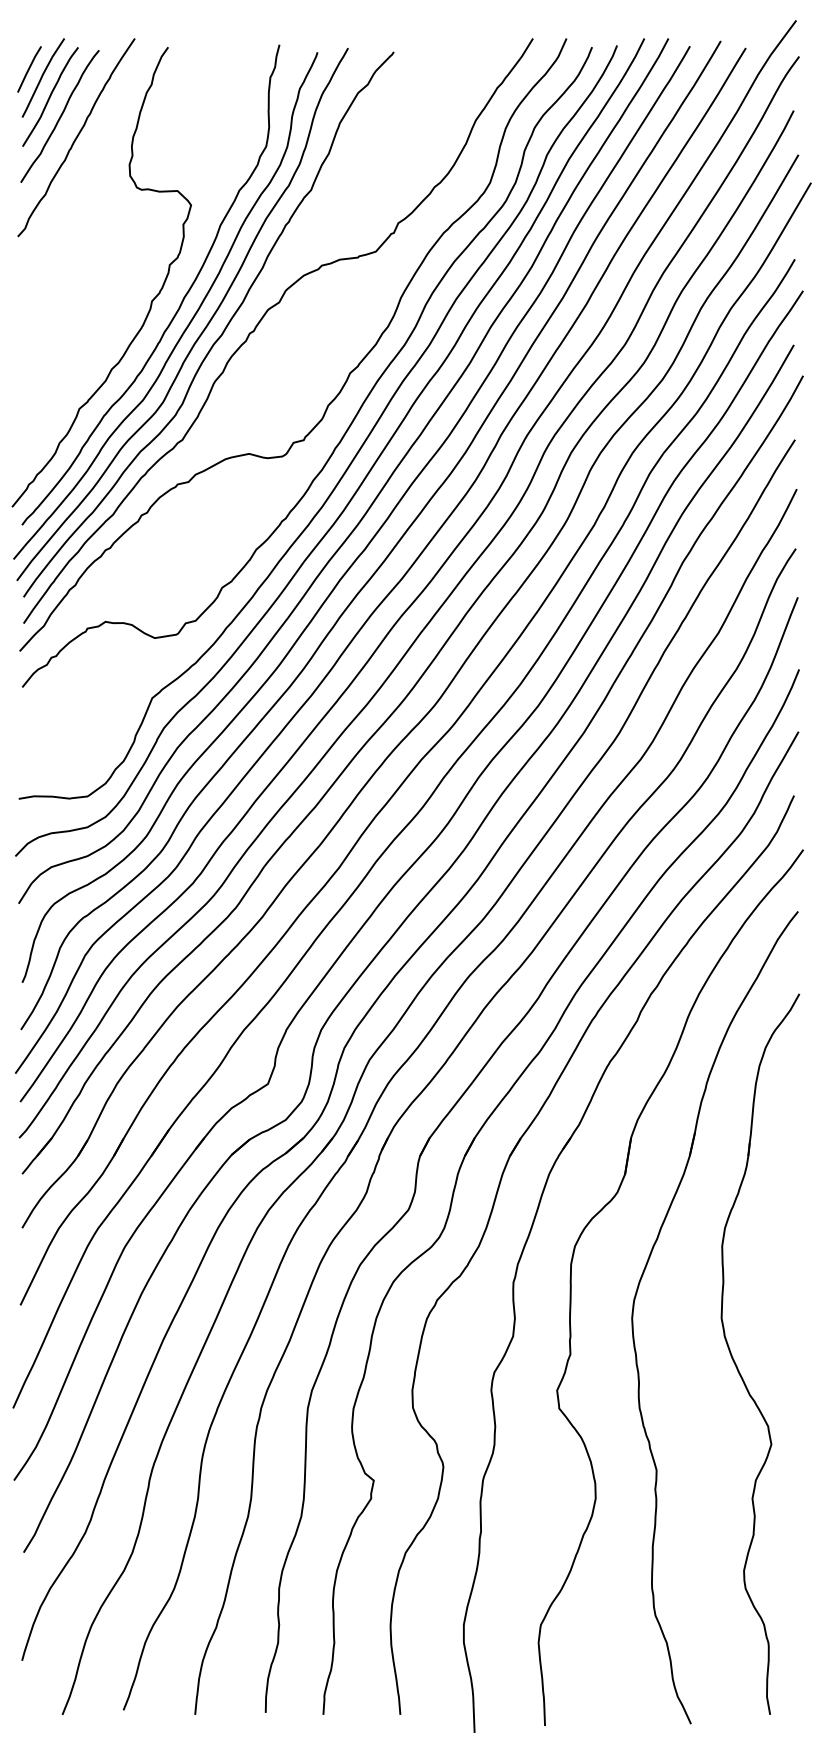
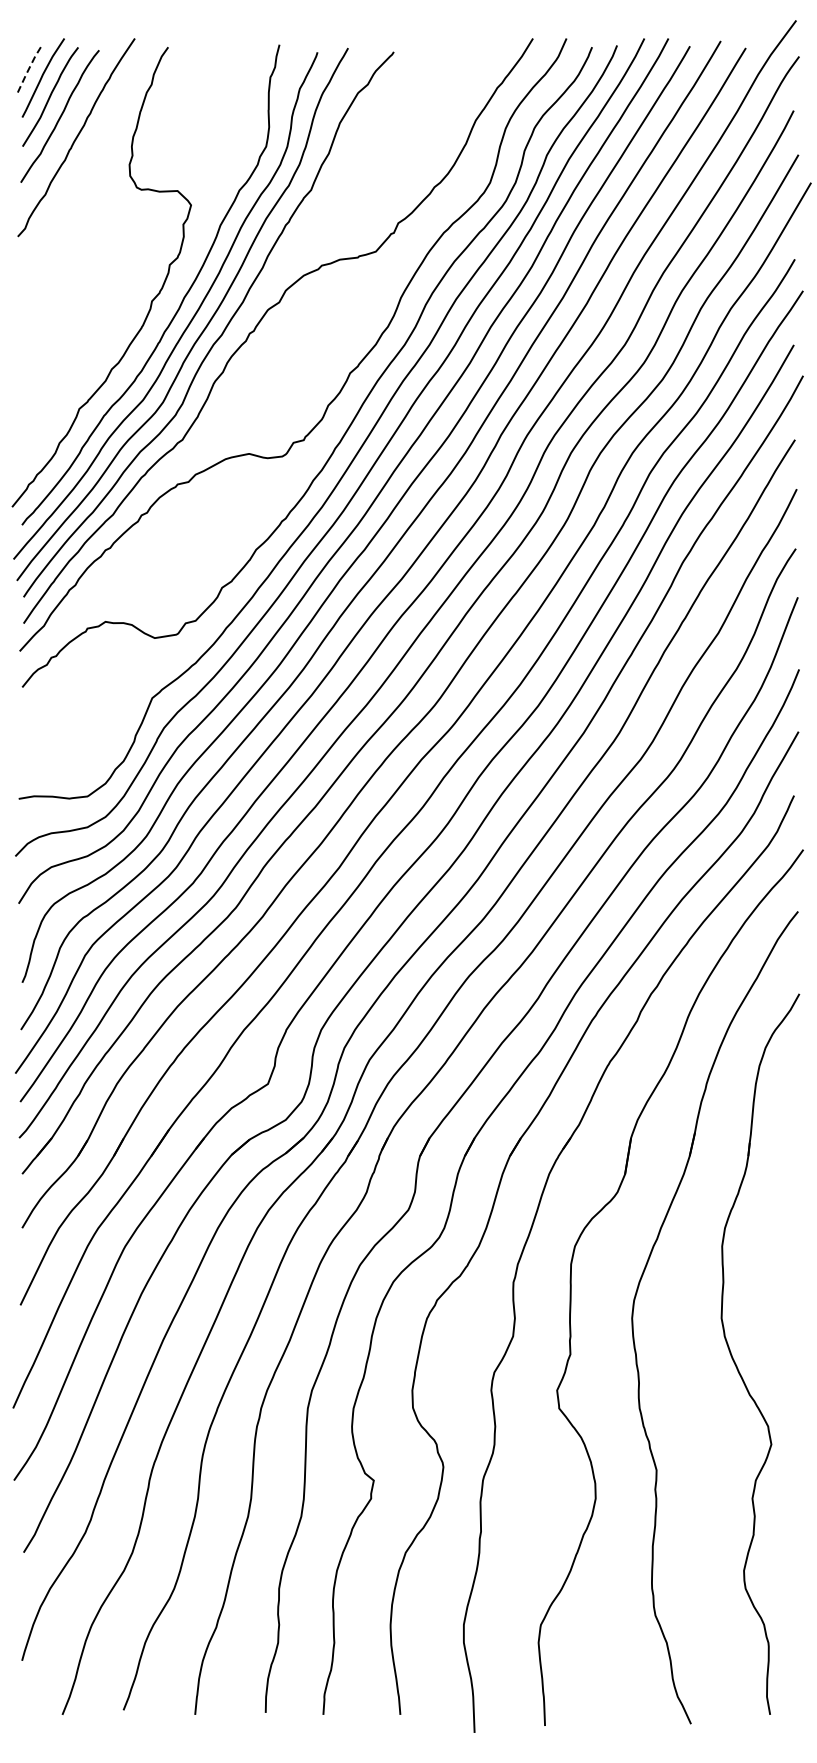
line: solid -> dashed (29, 68)
